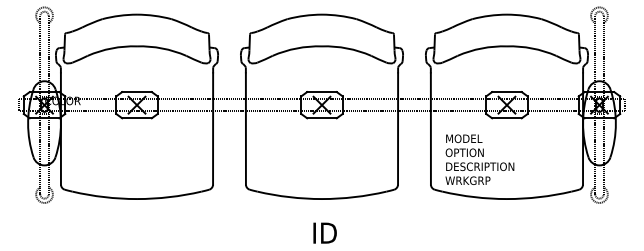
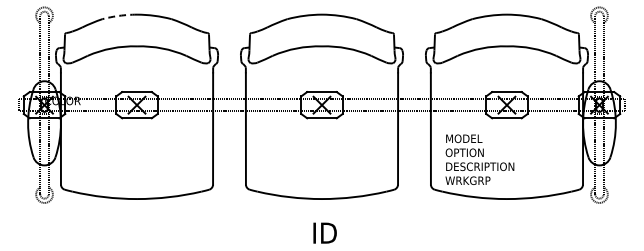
arc: solid -> dashed (119, 15)
